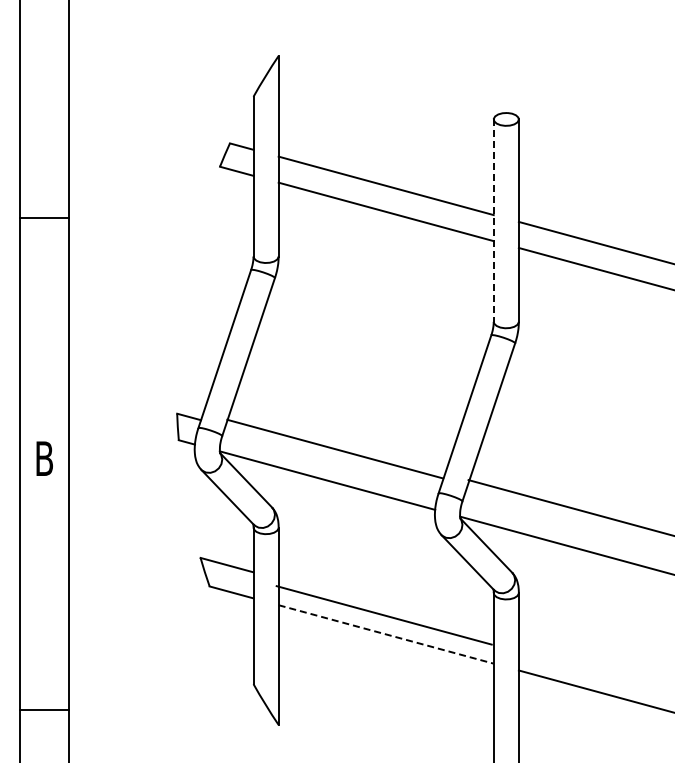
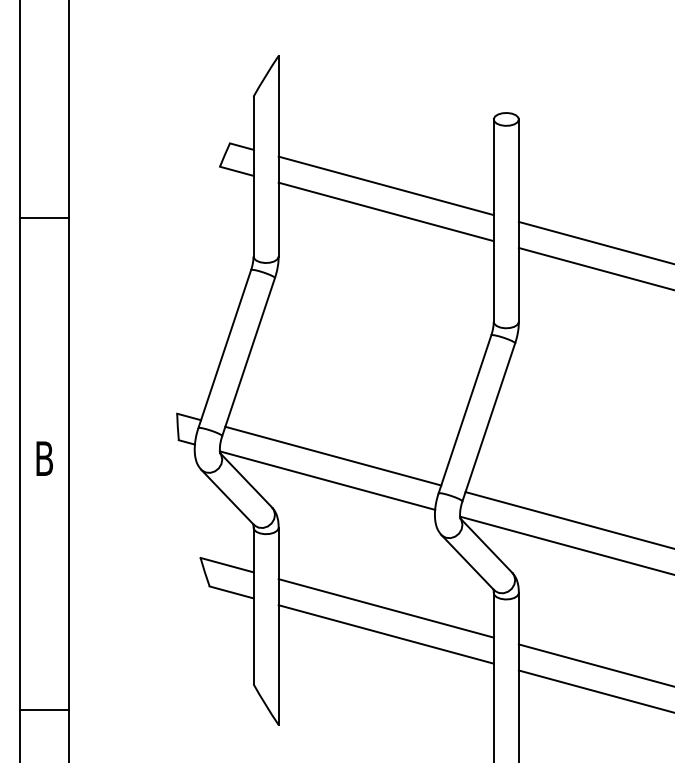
line: dashed -> solid (493, 221)
line position: (335, 448) -> (333, 455) (333, 455)
line position: (569, 507) -> (568, 520) (568, 520)
line position: (383, 615) -> (385, 608) (385, 608)
line: dashed -> solid (386, 634)
line: none -> present (594, 665)
